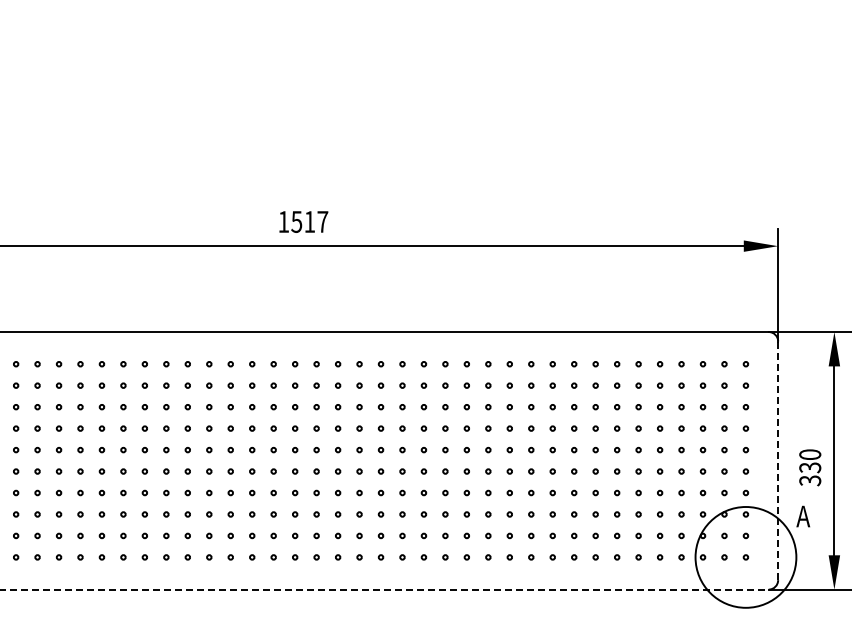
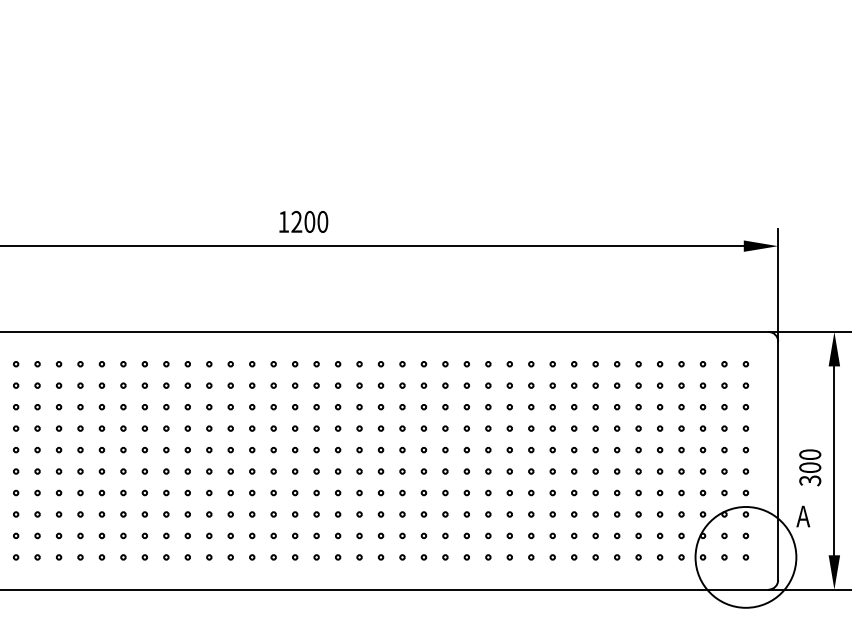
text: 1517 -> 1200 (309, 221)
line: dashed -> solid (778, 460)
text: 330 -> 300 (810, 467)
line: dashed -> solid (384, 589)
